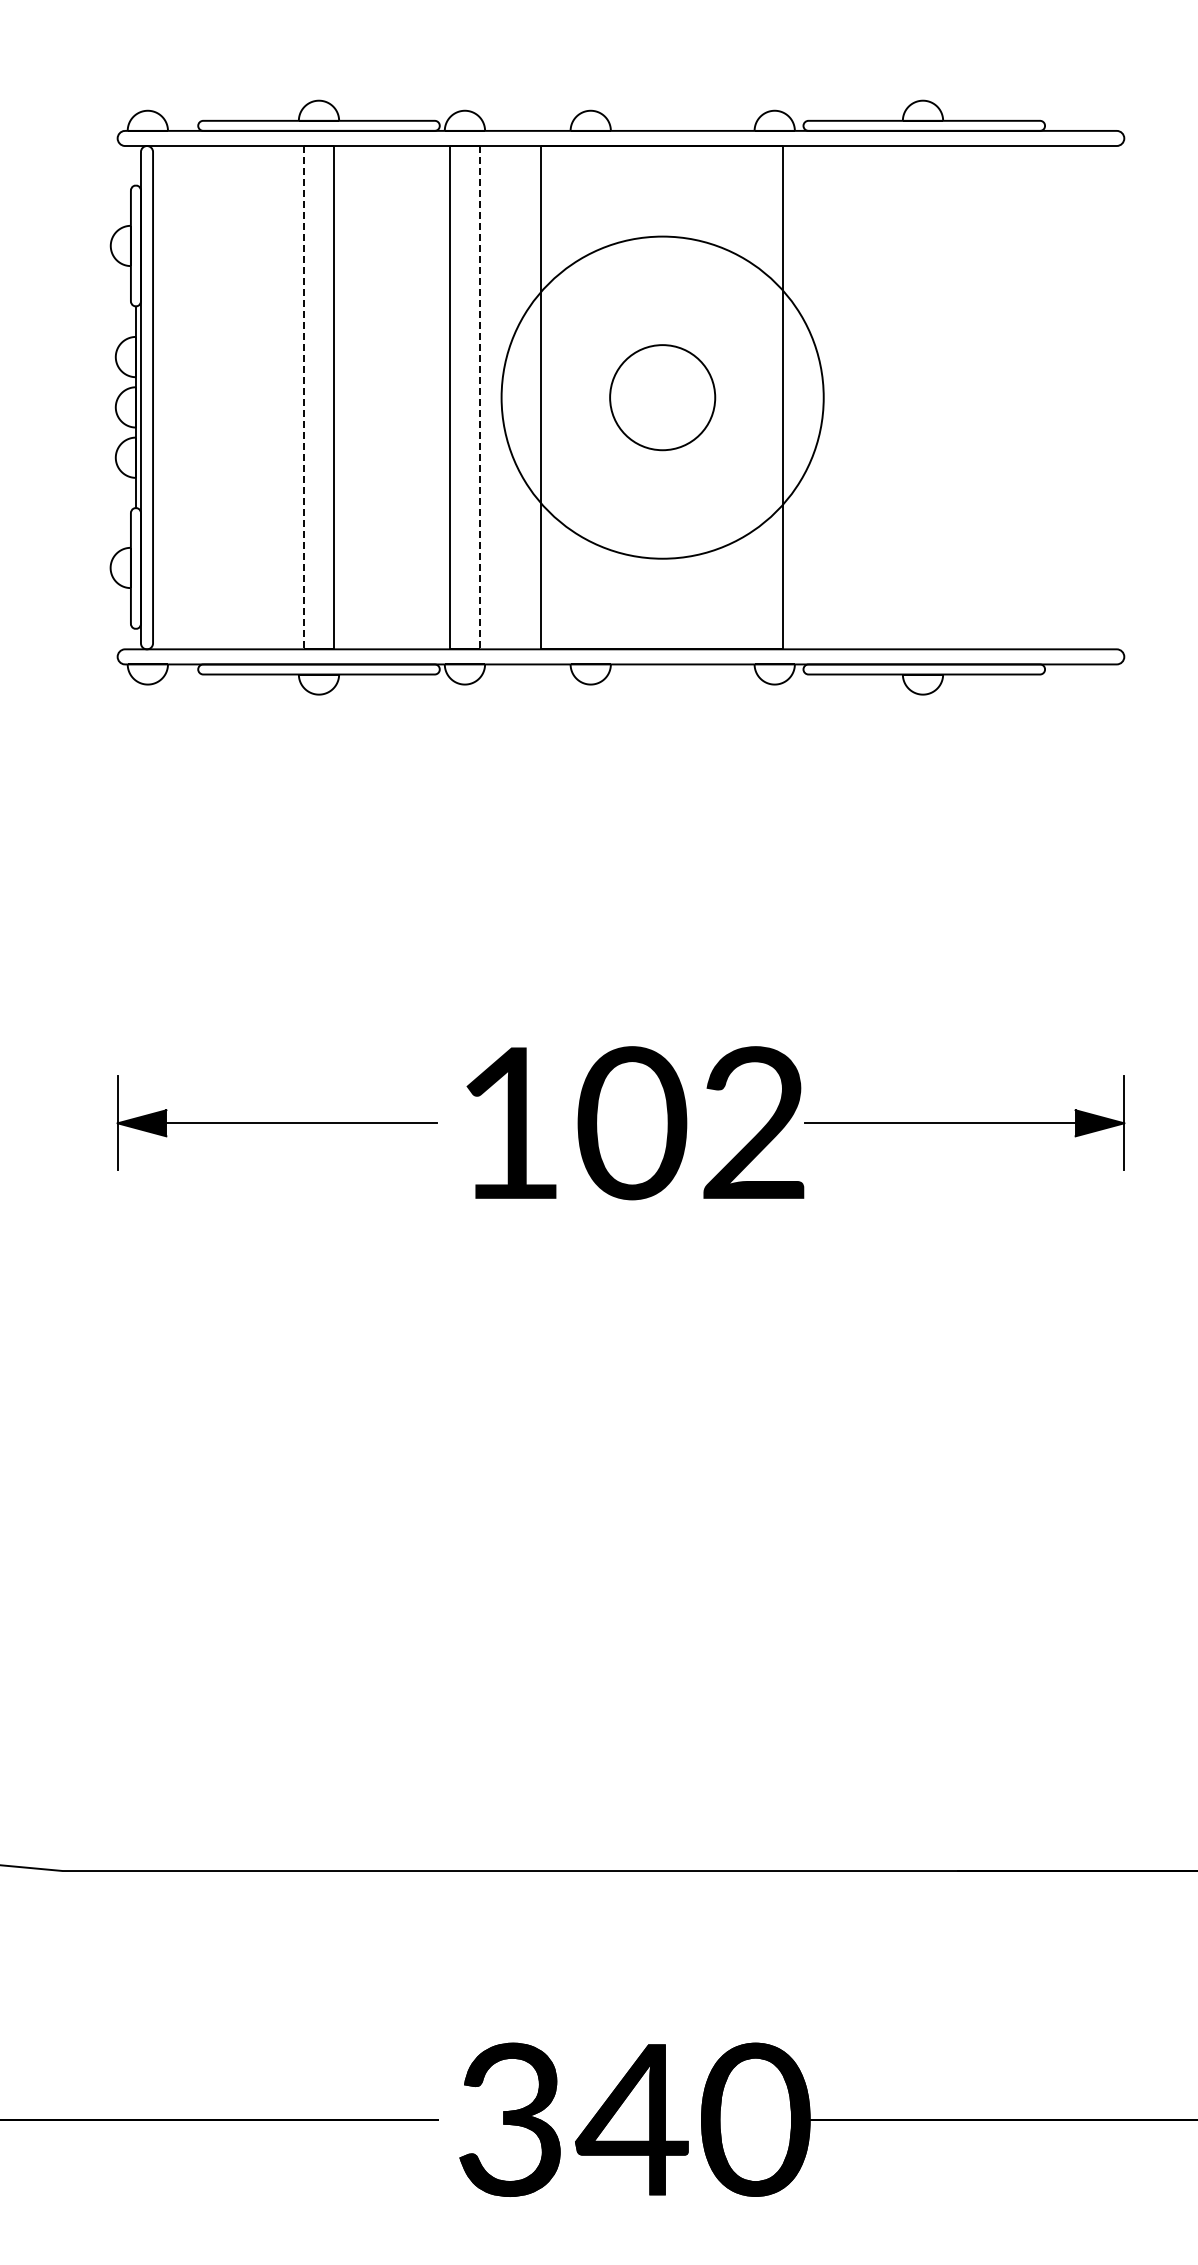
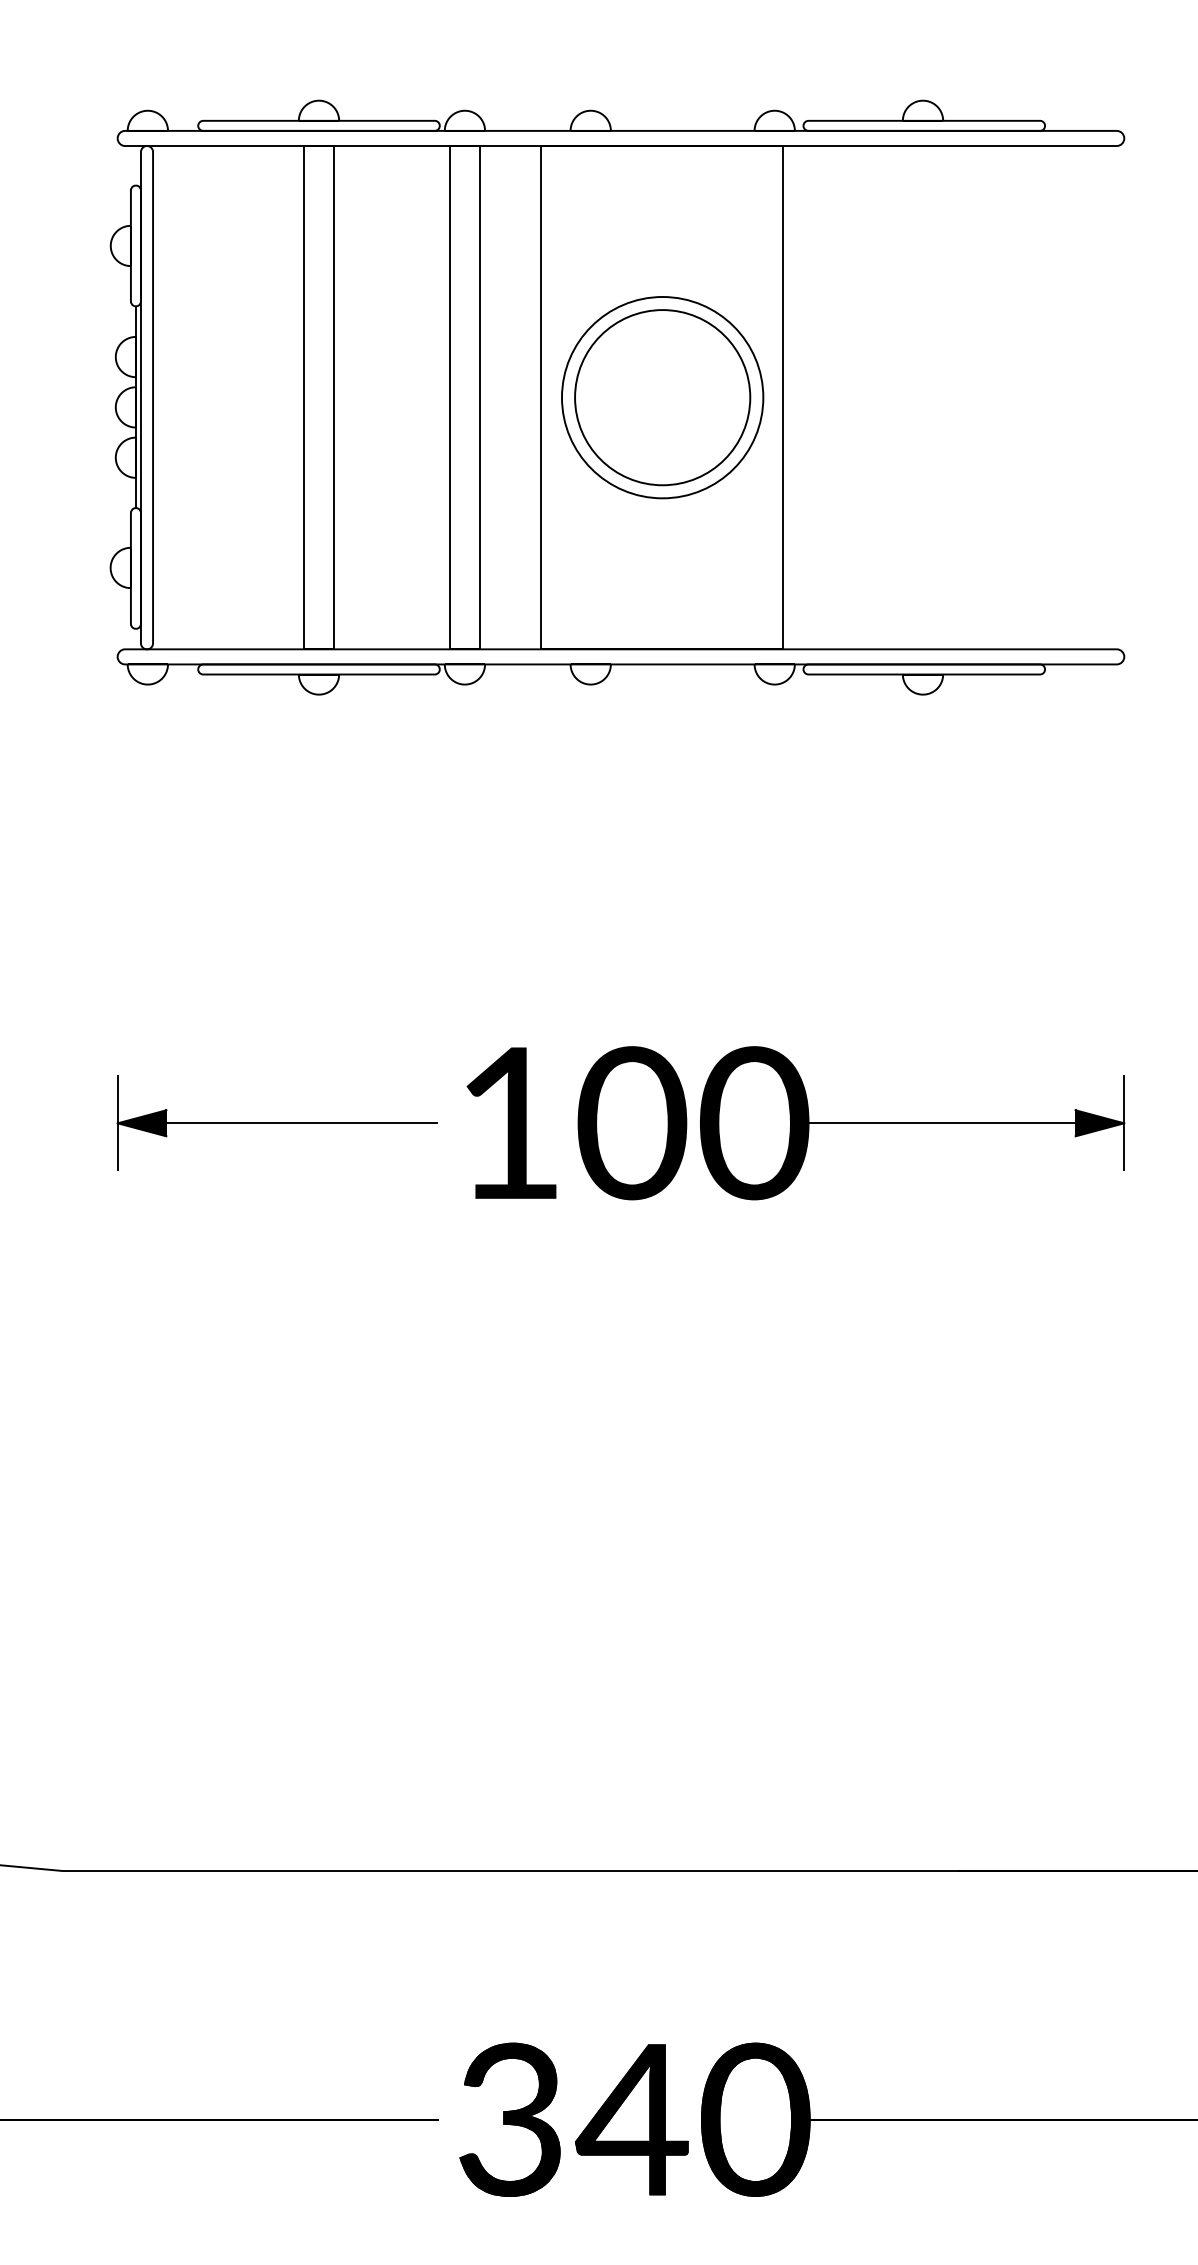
line: dashed -> solid (303, 397)
line: dashed -> solid (480, 397)
circle diameter: 105 px -> 175 px (662, 397)
circle diameter: 322 px -> 201 px (662, 397)
text: 102 -> 100 (754, 1123)
